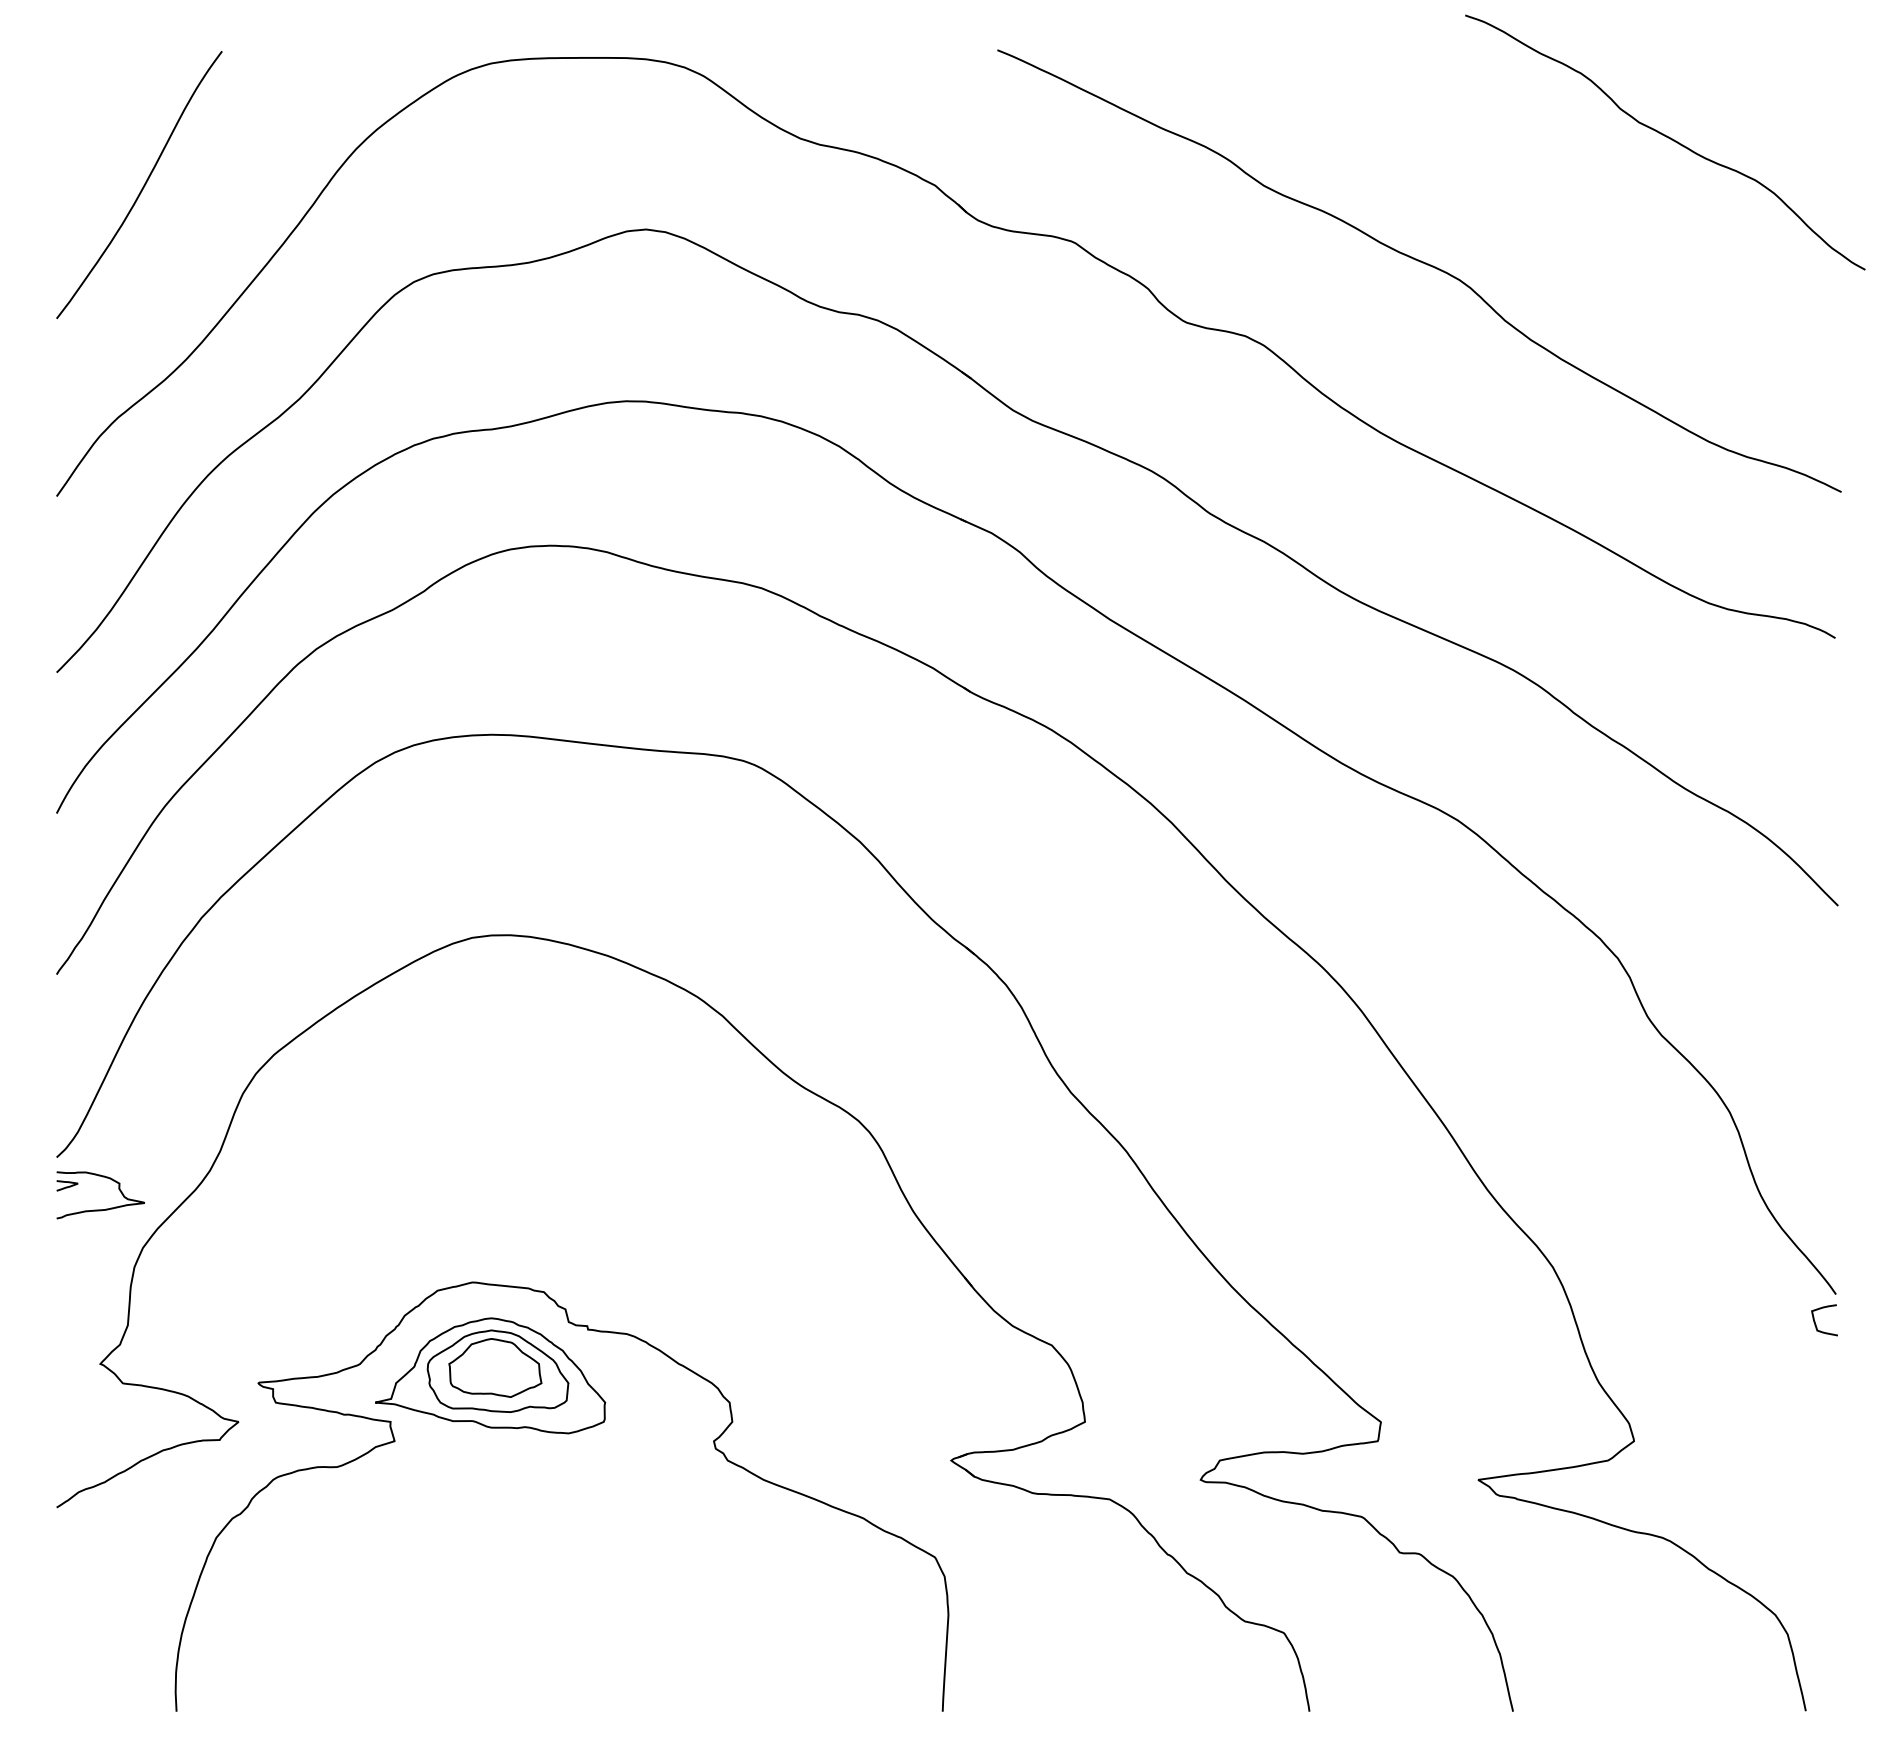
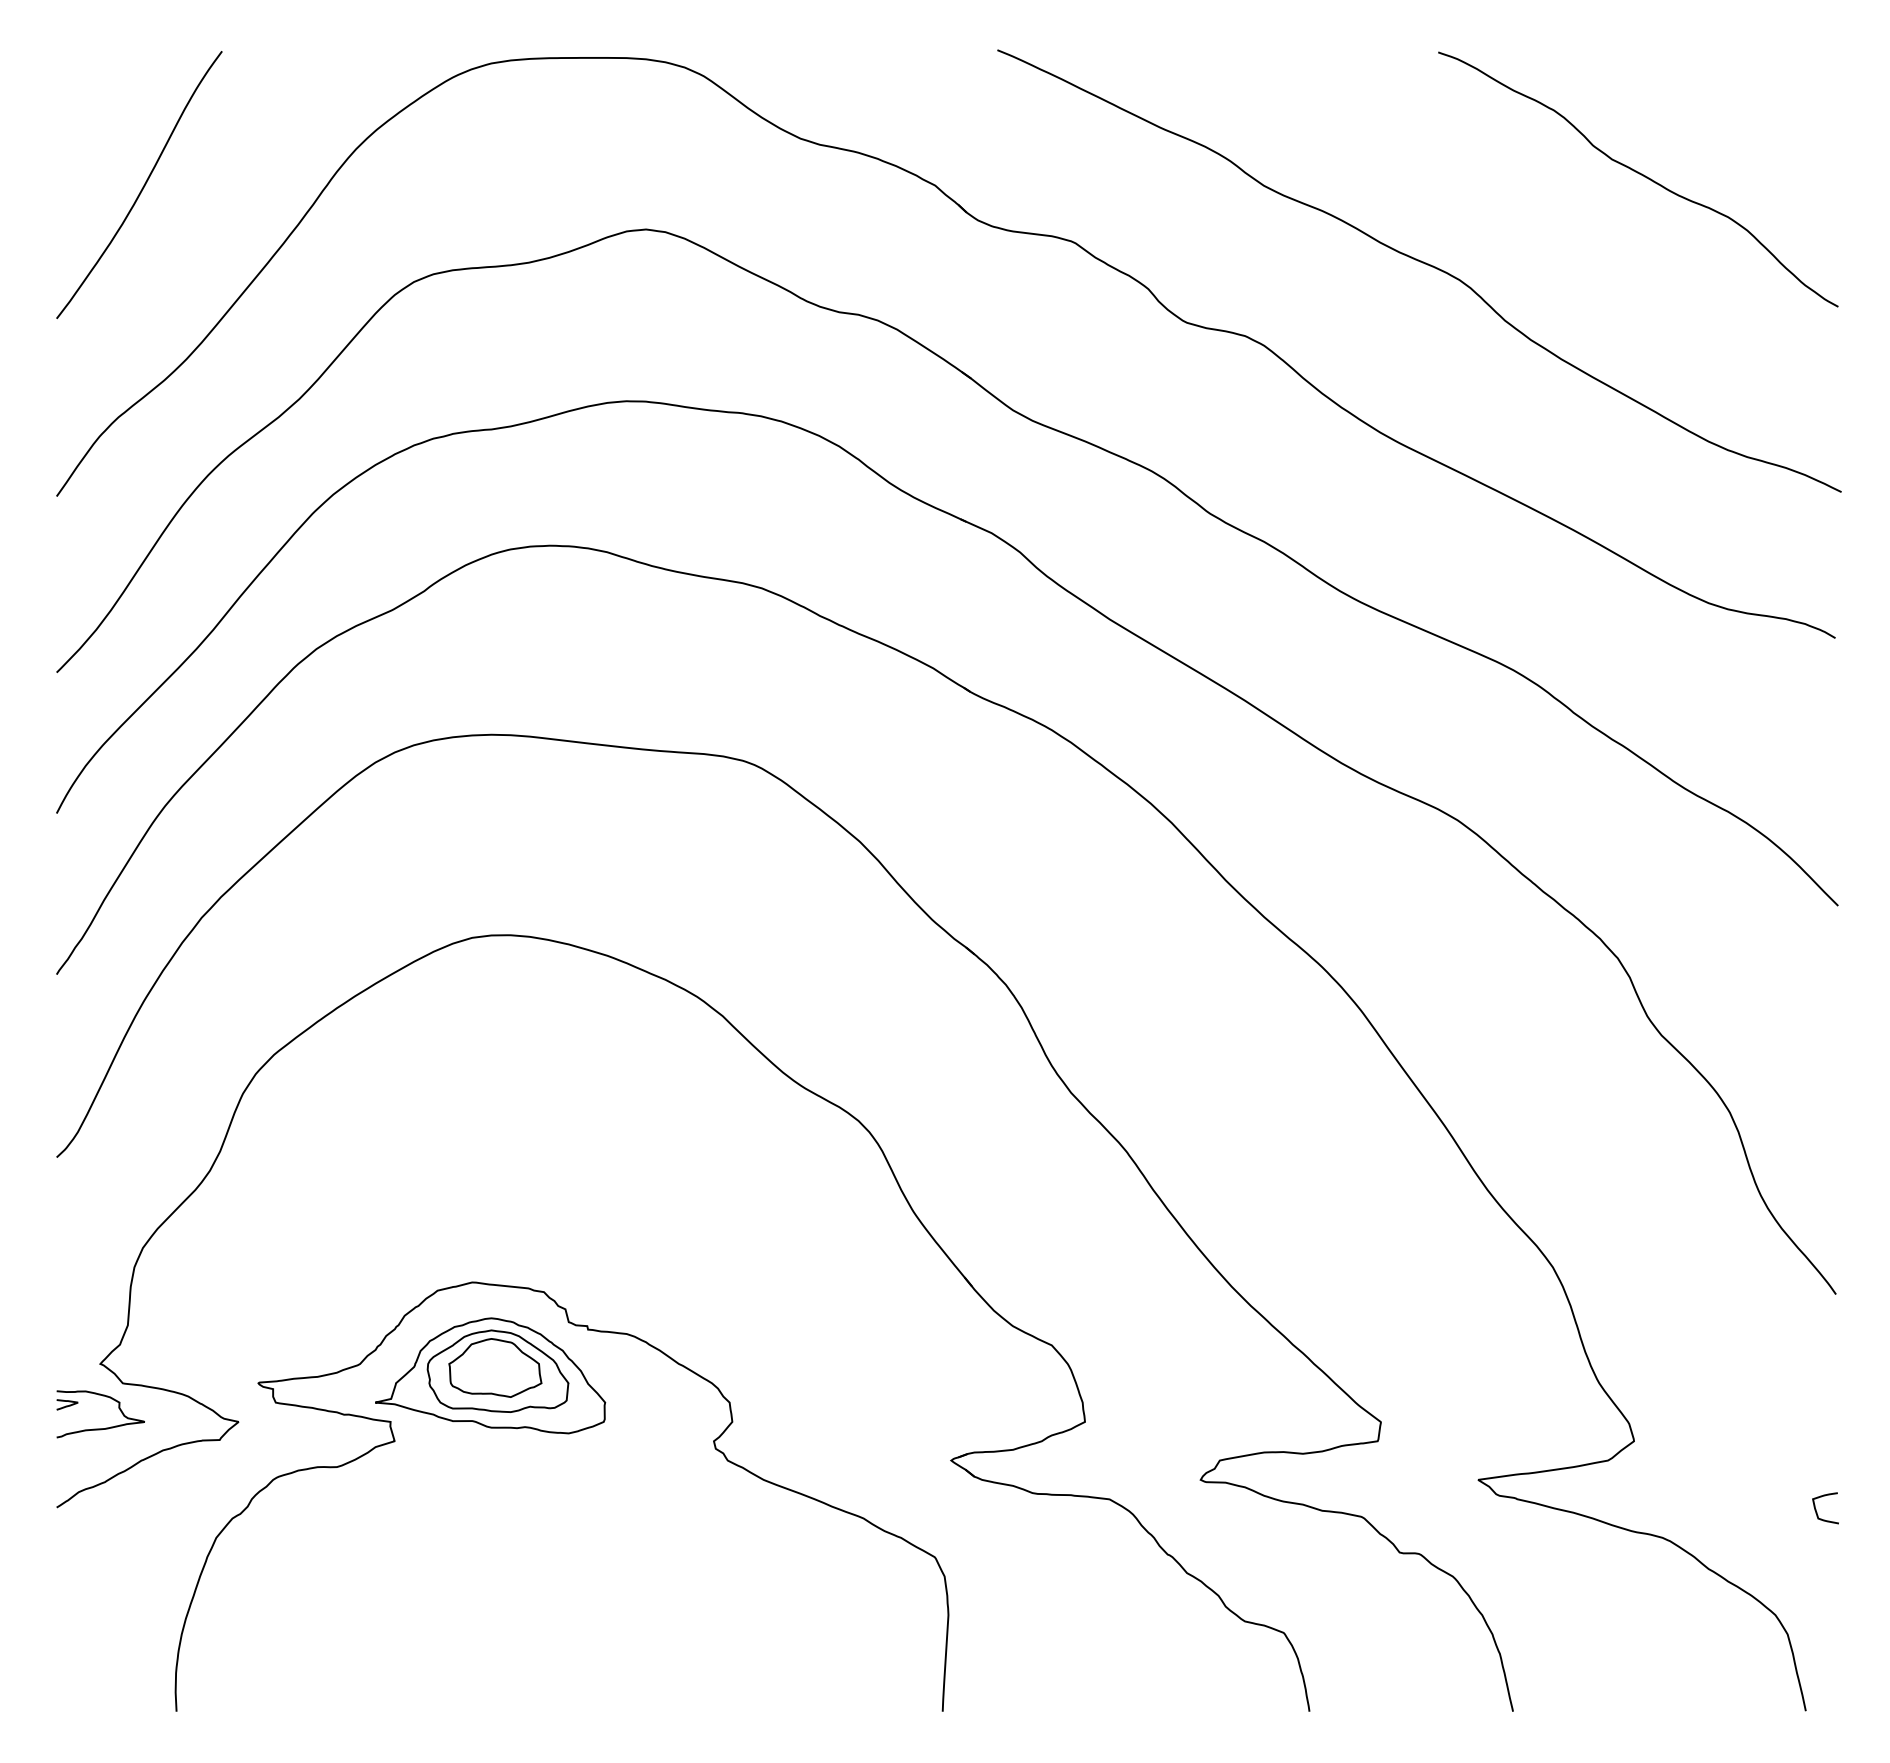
curve position: (1668, 138) -> (1641, 175) (1641, 175)
part position: (100, 1209) -> (100, 1428) (100, 1428)
curve position: (1816, 1324) -> (1817, 1512) (1817, 1512)
